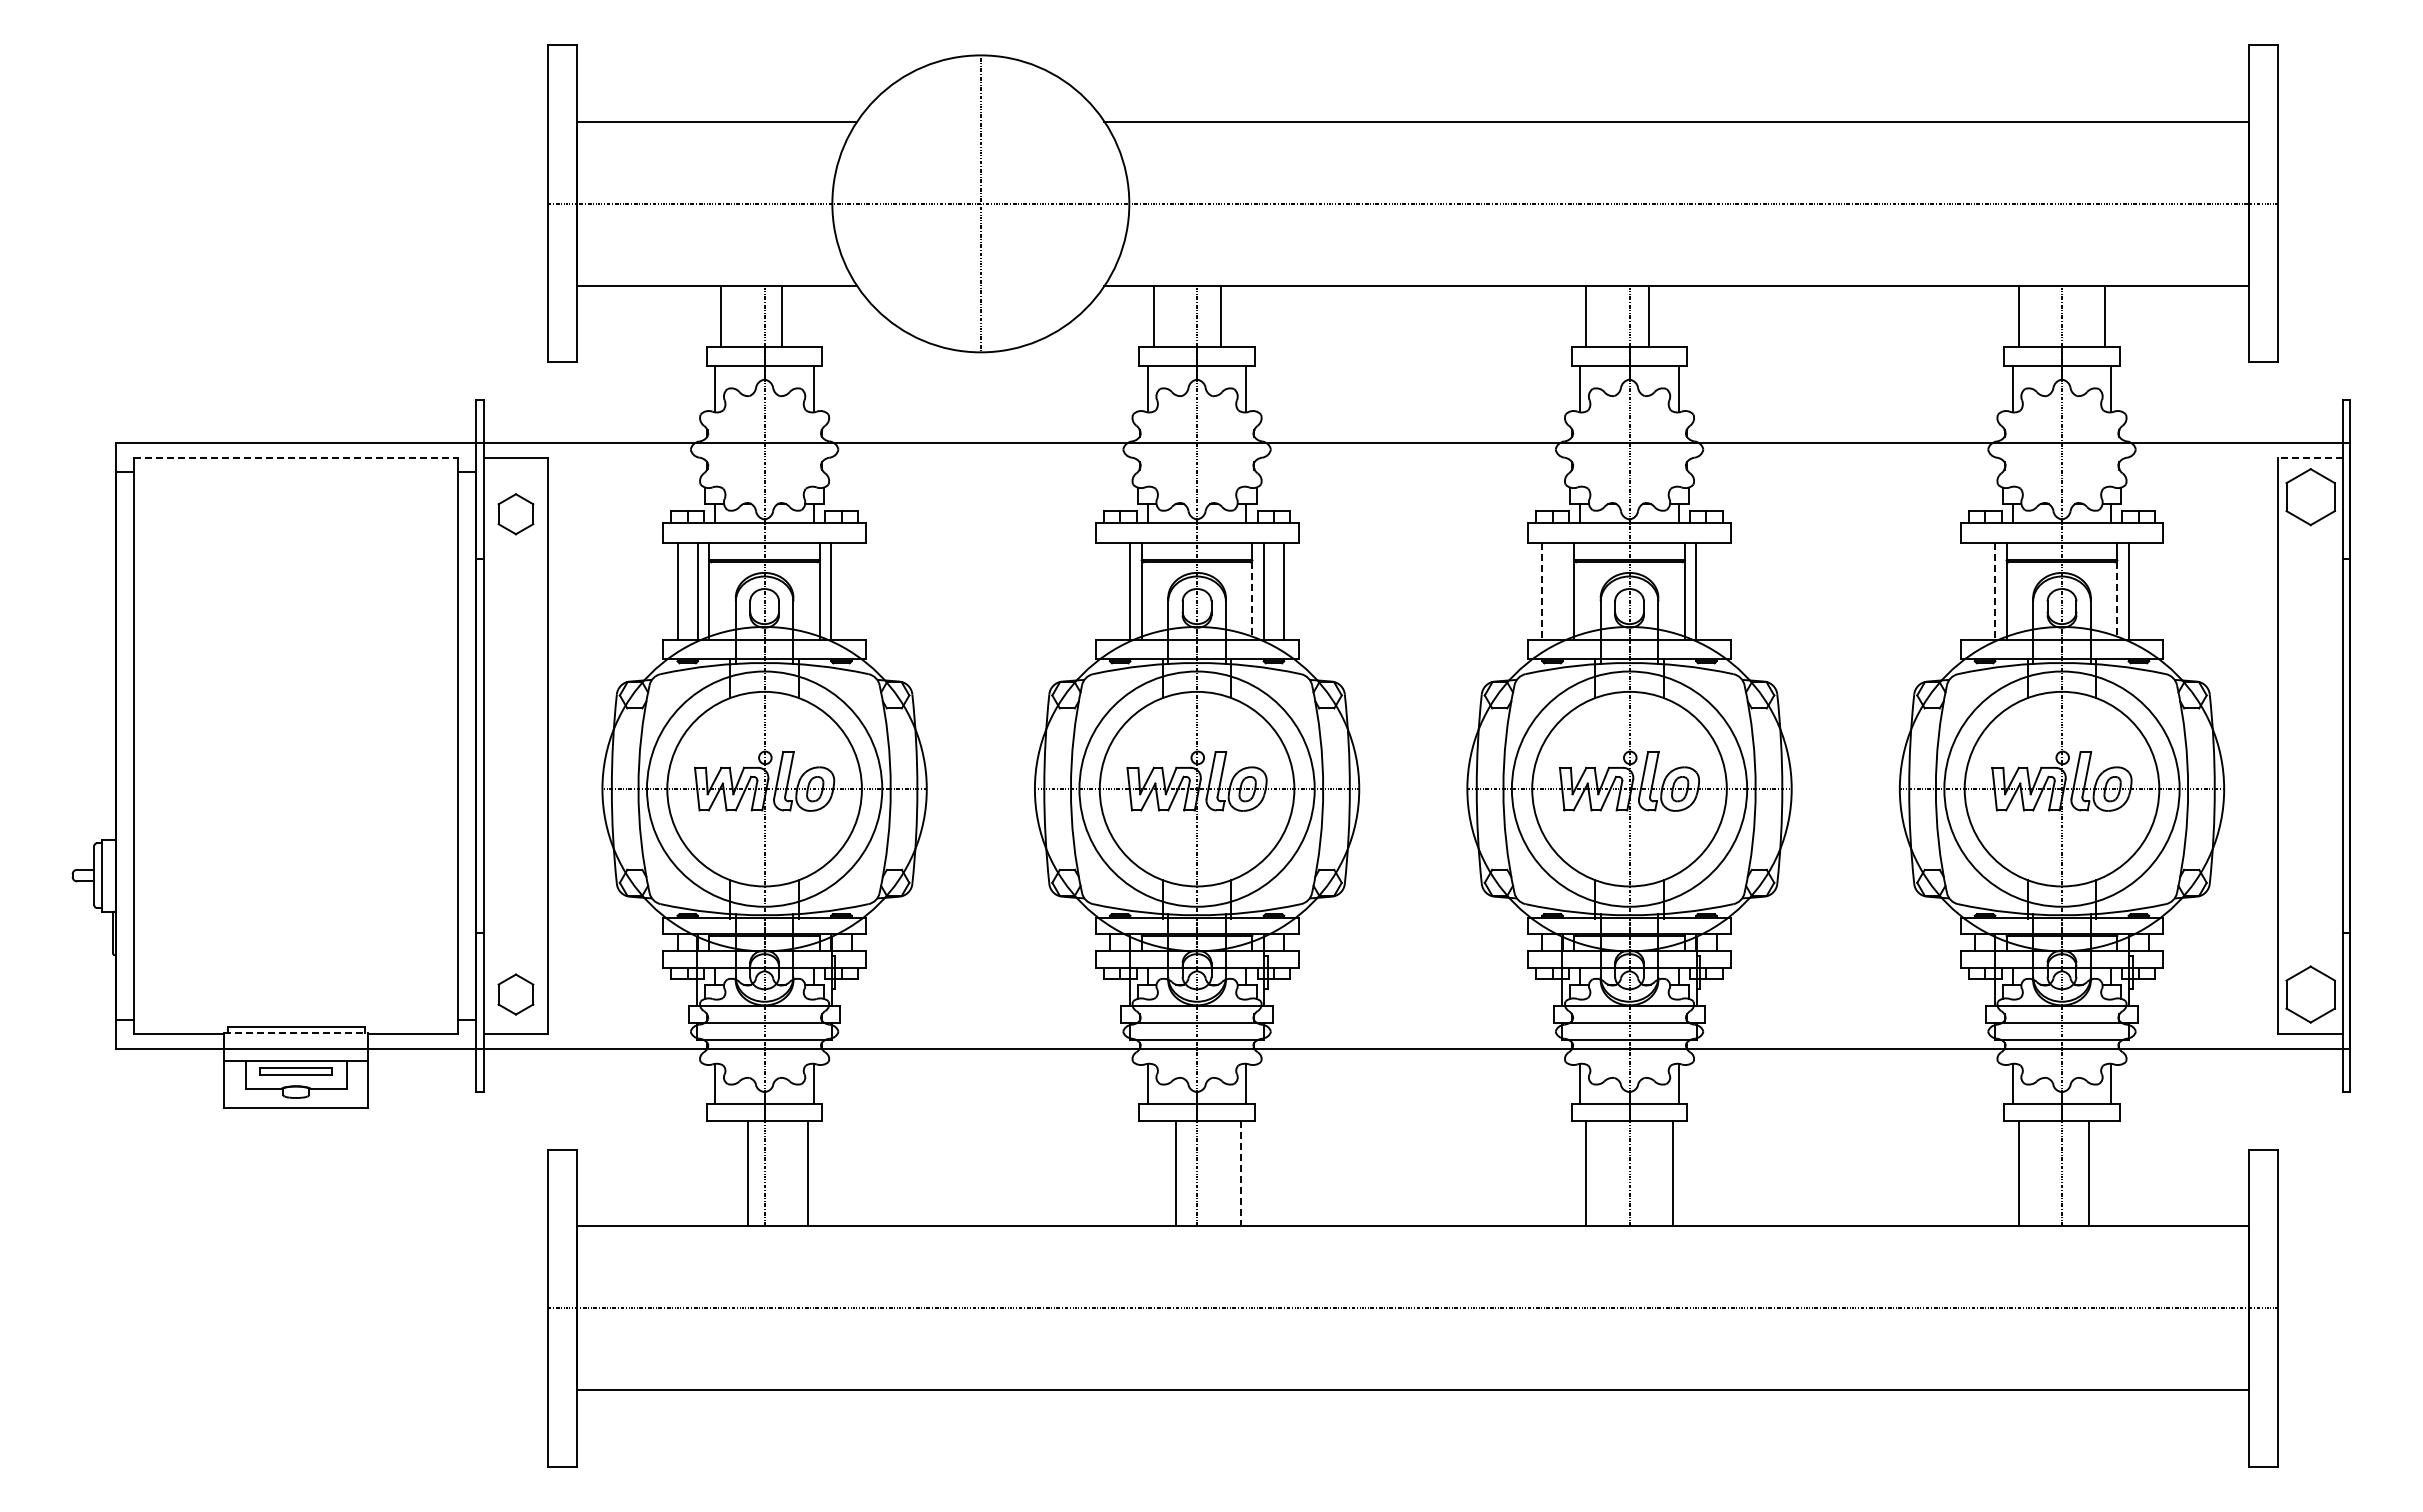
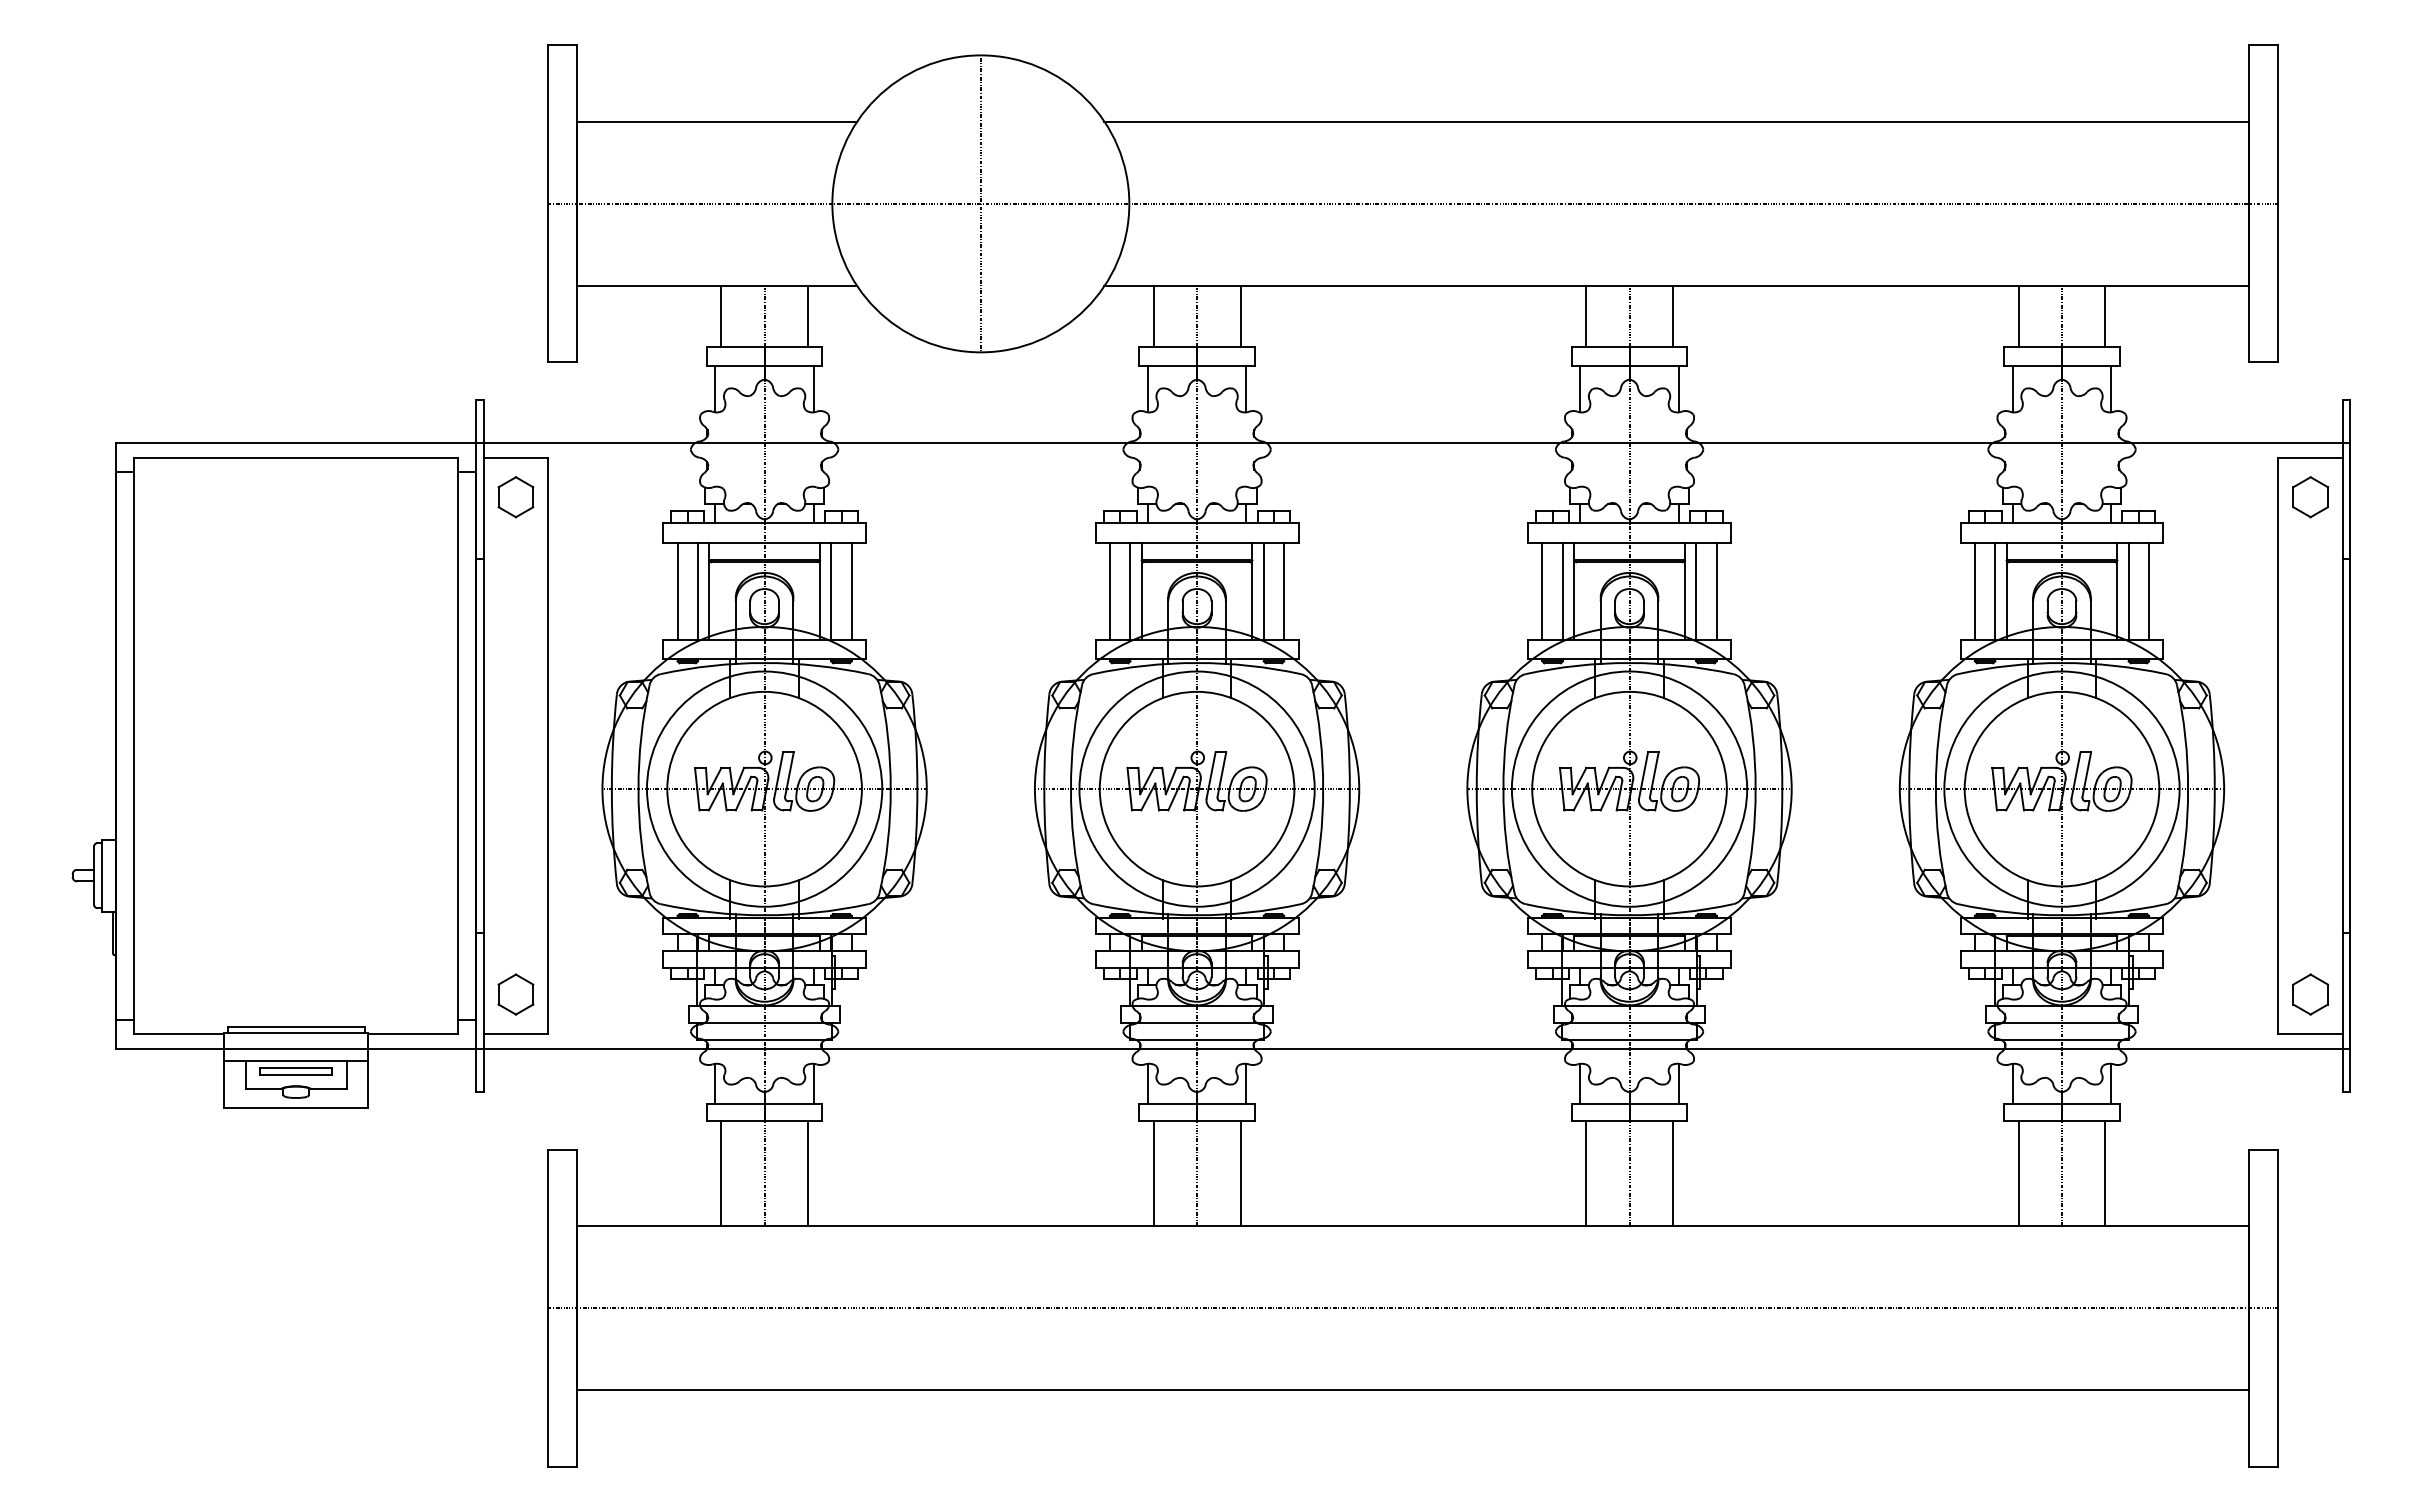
line position: (782, 316) -> (808, 316) (808, 316)
line position: (1220, 316) -> (1240, 316) (1240, 316)
line position: (1649, 316) -> (1673, 316) (1673, 316)
line: dashed -> solid (296, 457)
line: dashed -> solid (2310, 457)
part size: 51x59 px -> 37x43 px (2310, 497)
part position: (515, 514) -> (515, 497) (515, 497)
line: none -> present (851, 590)
line: none -> present (1109, 590)
line: none -> present (1562, 590)
line: none -> present (1716, 590)
line: none -> present (1974, 590)
line: none -> present (2149, 590)
line: dashed -> solid (1542, 591)
line: dashed -> solid (1995, 591)
line: dashed -> solid (1252, 601)
line: dashed -> solid (2117, 601)
part size: 51x59 px -> 37x43 px (2310, 994)
line: dashed -> solid (296, 1032)
line position: (748, 1172) -> (721, 1172) (721, 1172)
line position: (1175, 1172) -> (1153, 1172) (1153, 1172)
line position: (2089, 1172) -> (2105, 1172) (2105, 1172)
line: dashed -> solid (1240, 1173)
